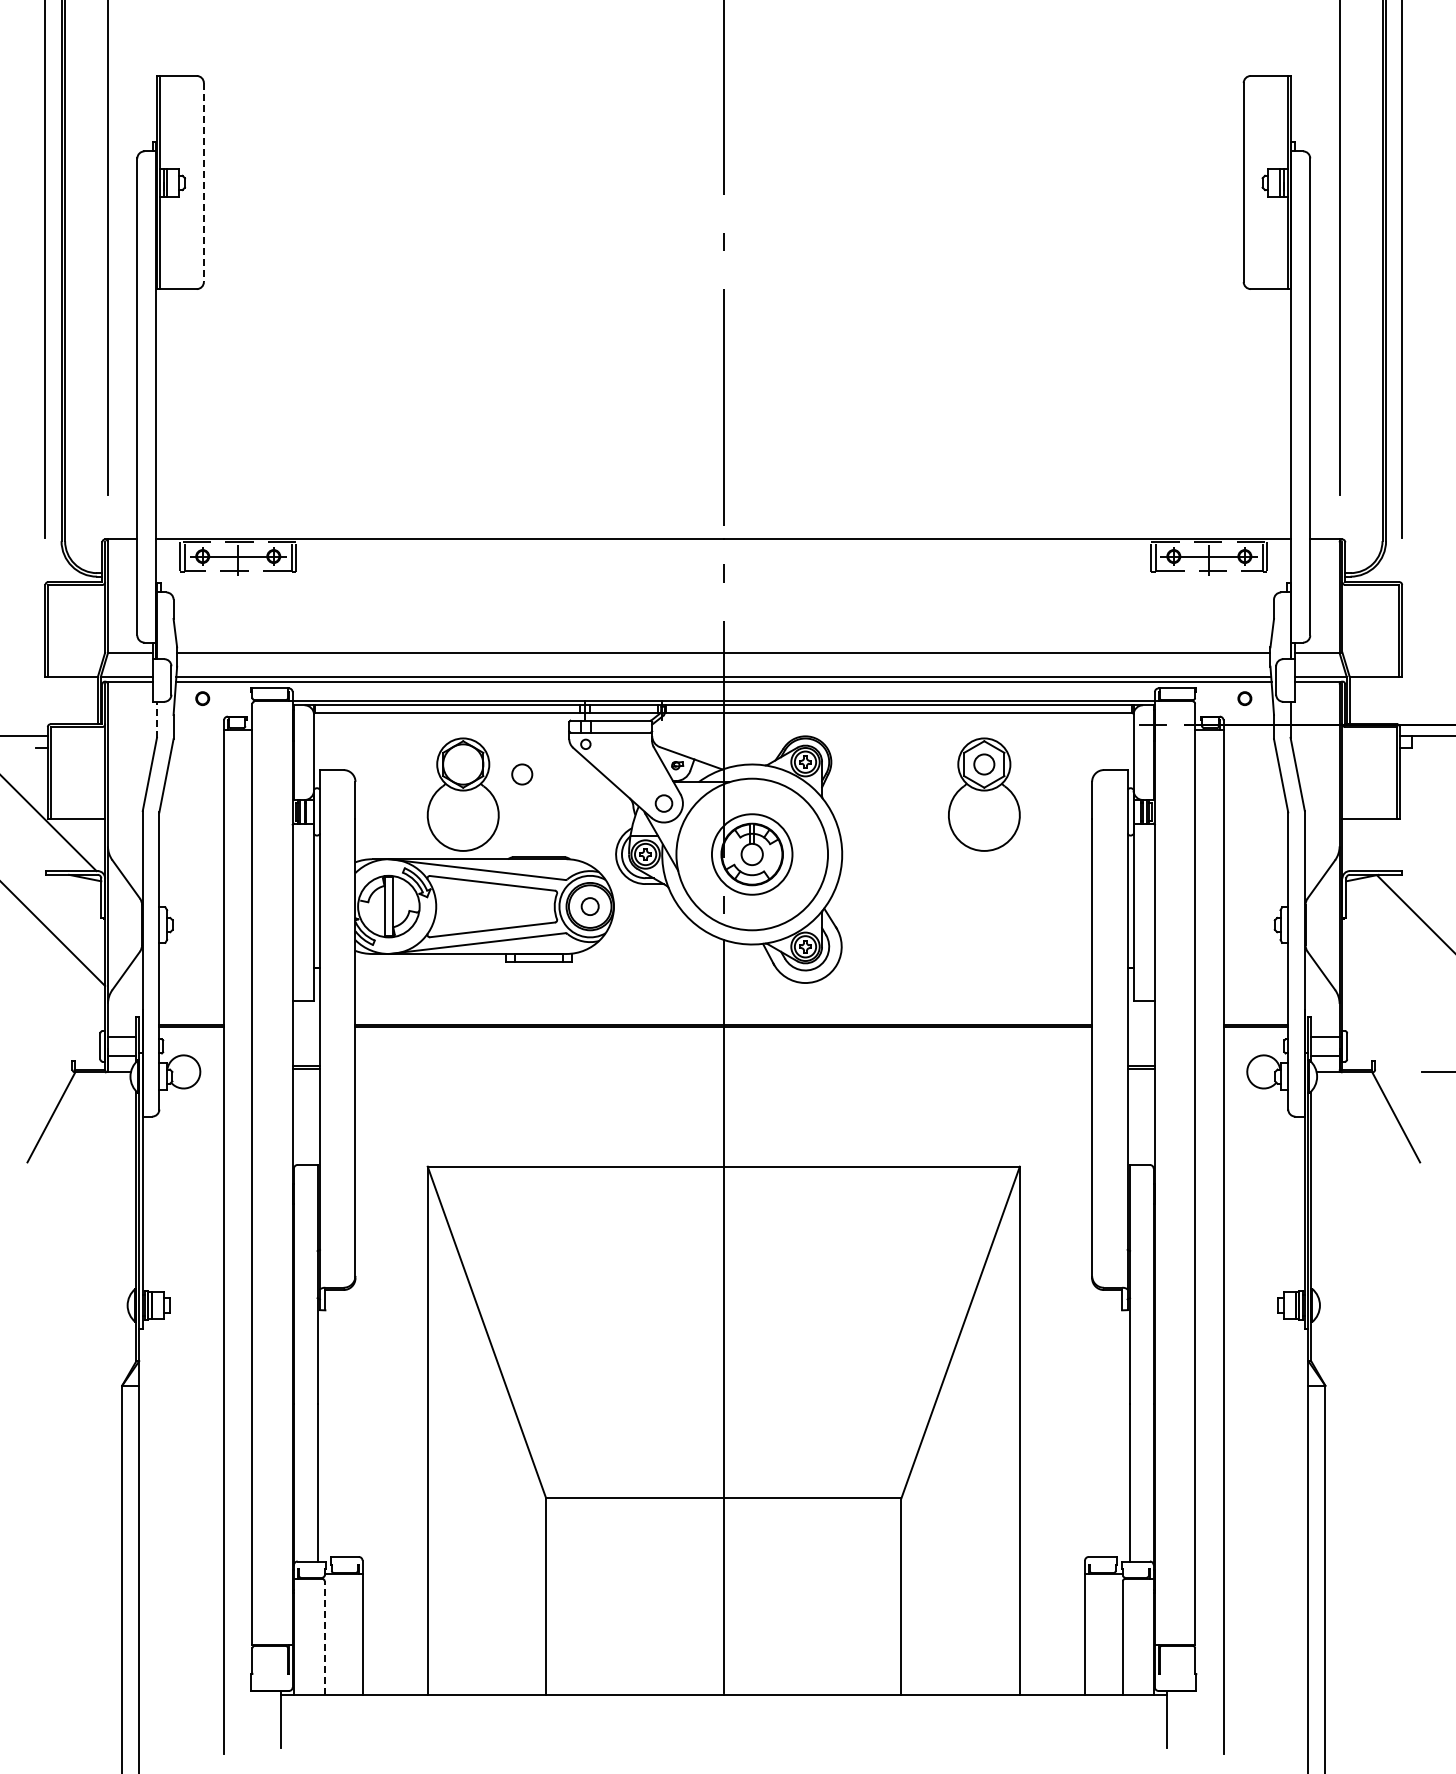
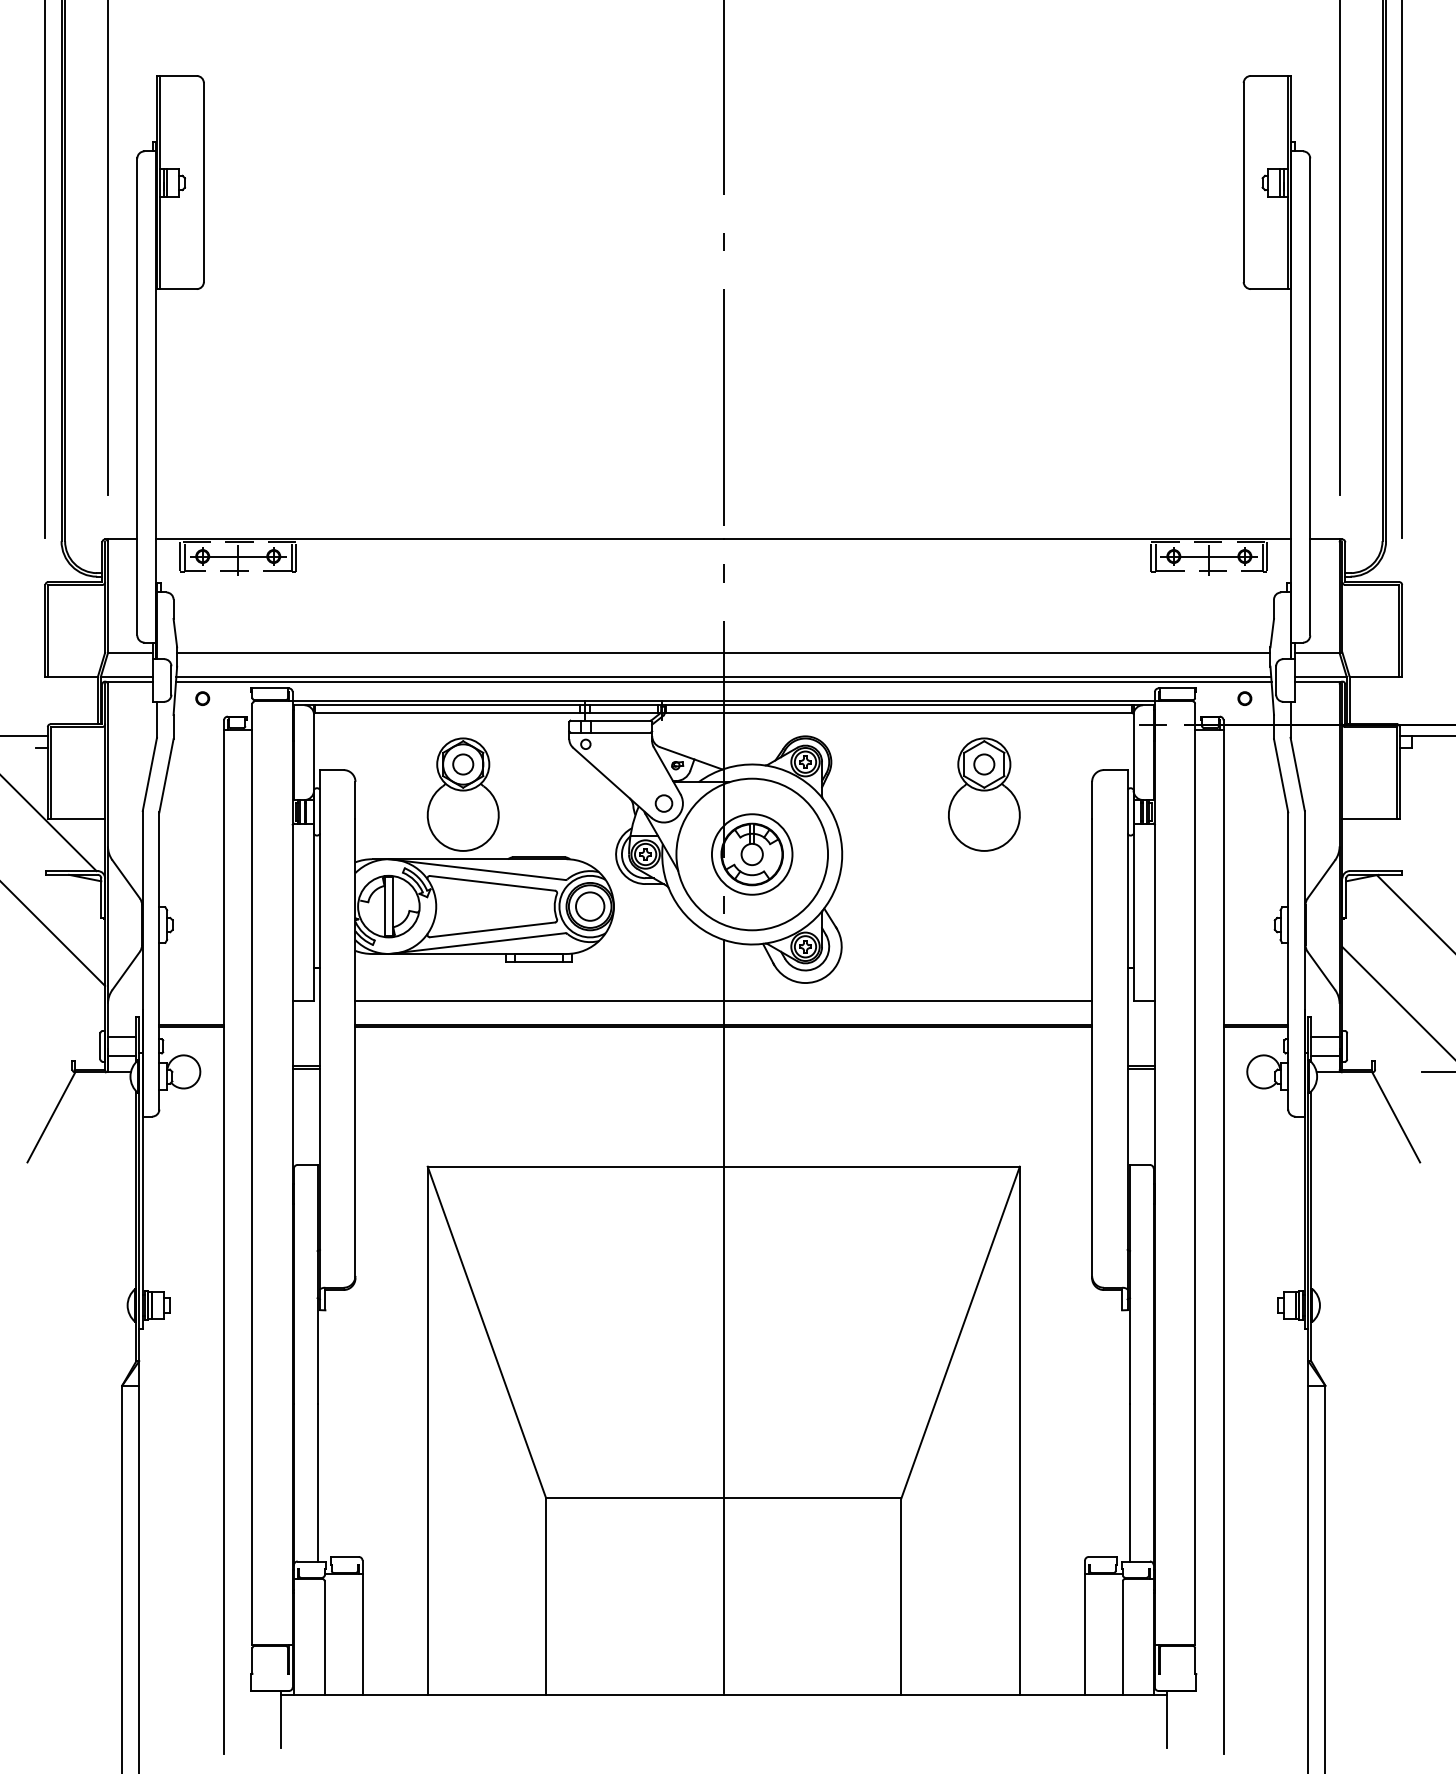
line: dashed -> solid (203, 183)
line: dashed -> solid (157, 719)
circle position: (522, 774) -> (463, 764) (463, 764)
circle diameter: 17 px -> 28 px (590, 906)
line: none -> present (723, 1001)
line: none -> present (1397, 1002)
line: dashed -> solid (324, 1637)
